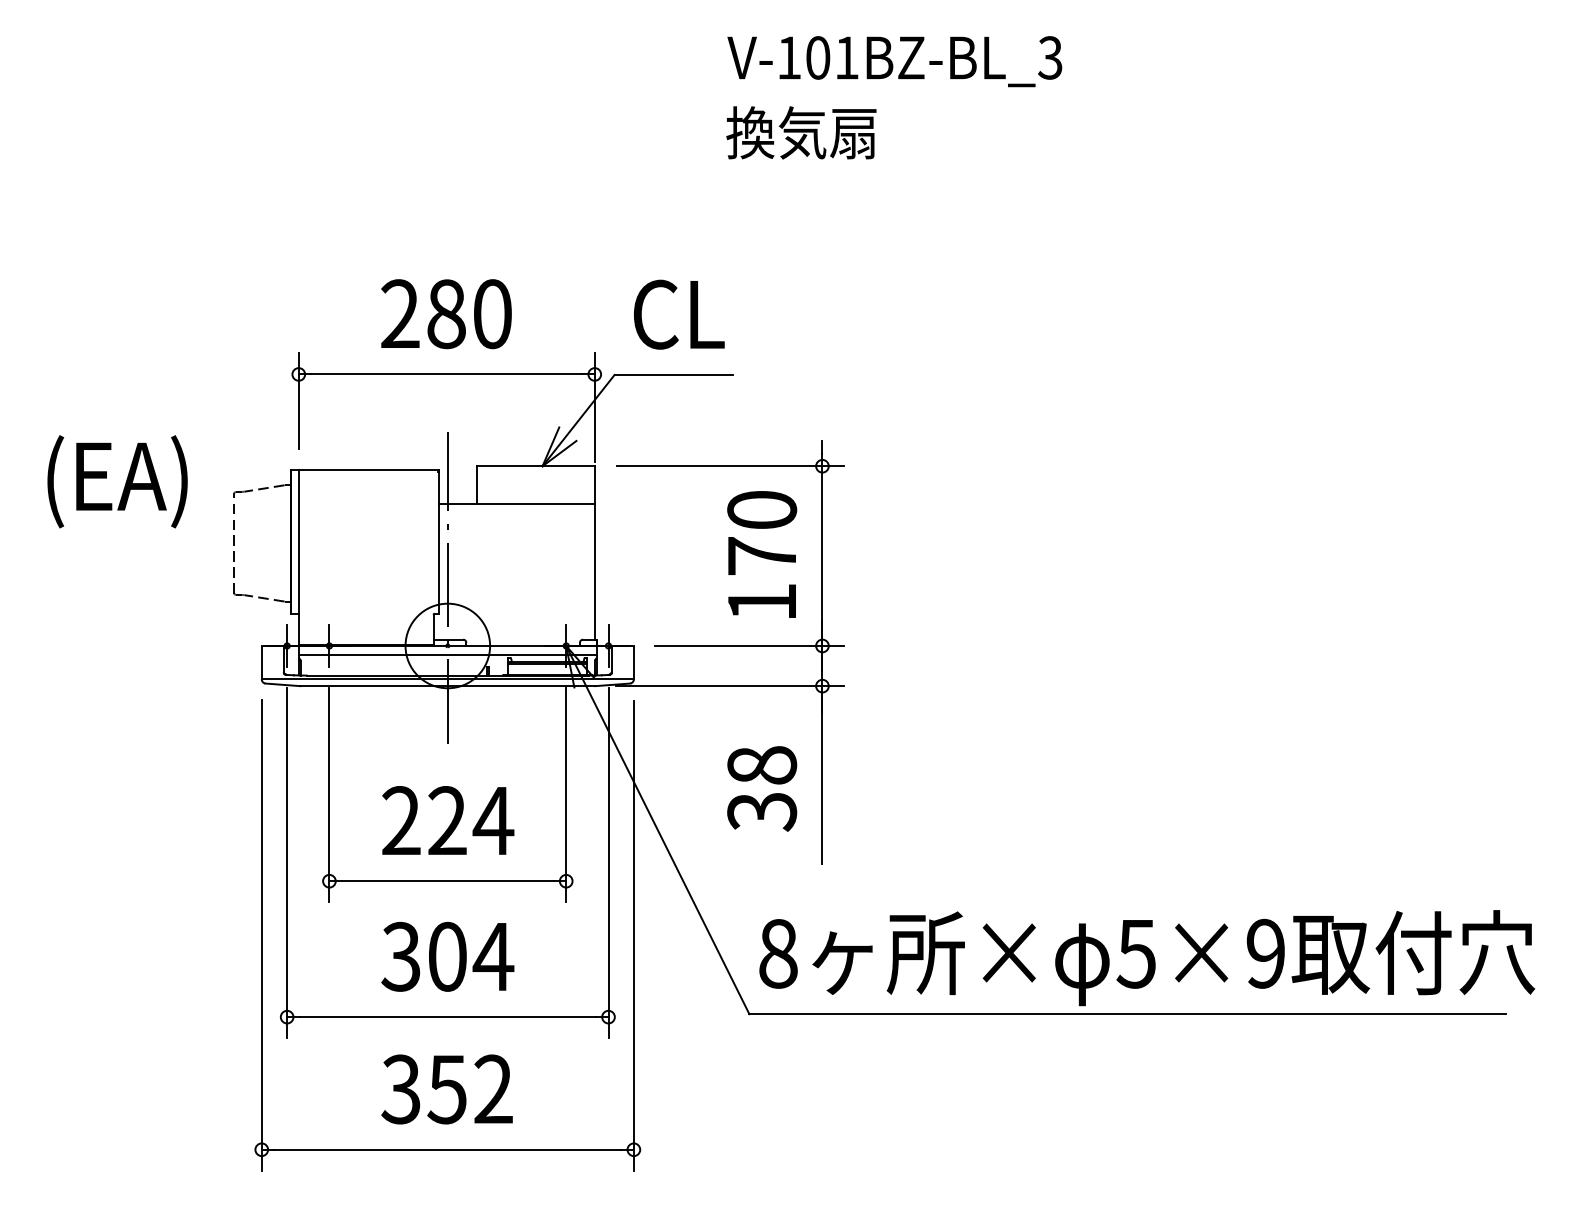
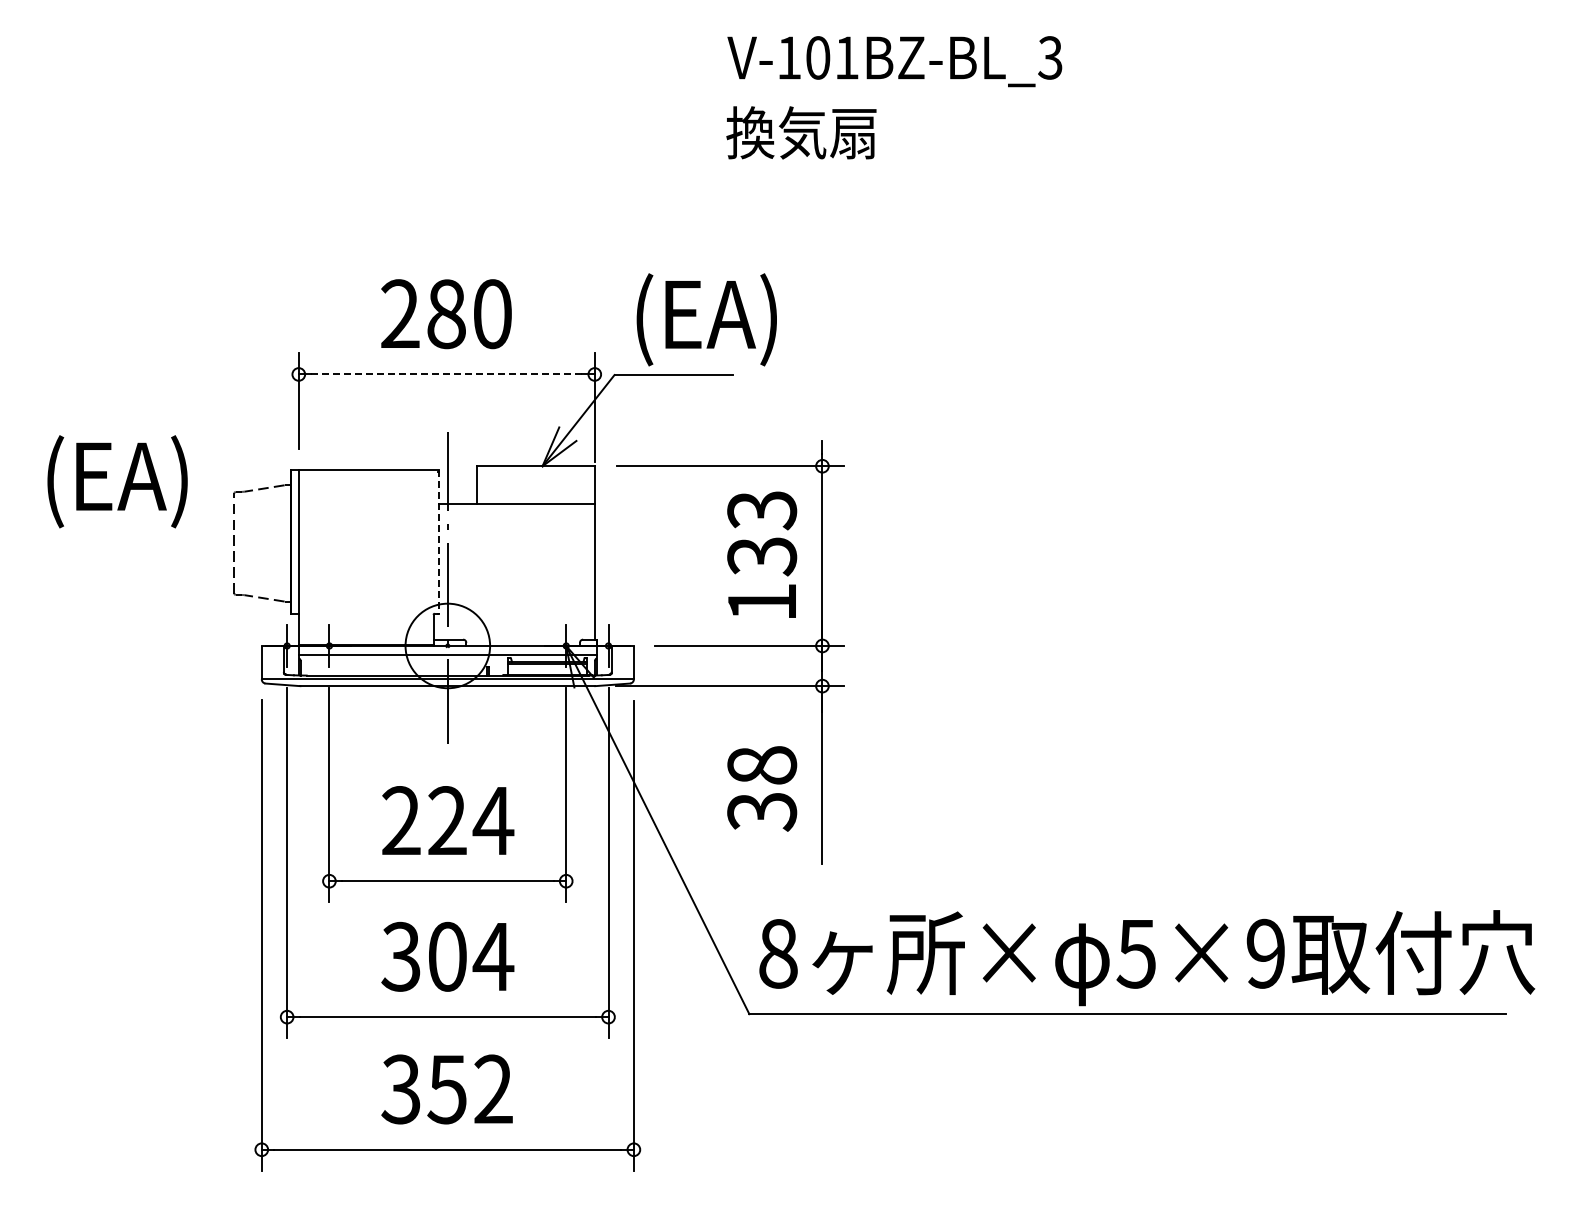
text: CL -> (EA) (704, 319)
line: solid -> dashed (447, 374)
text: 170 -> 133 (762, 533)
line: solid -> dashed (438, 542)
